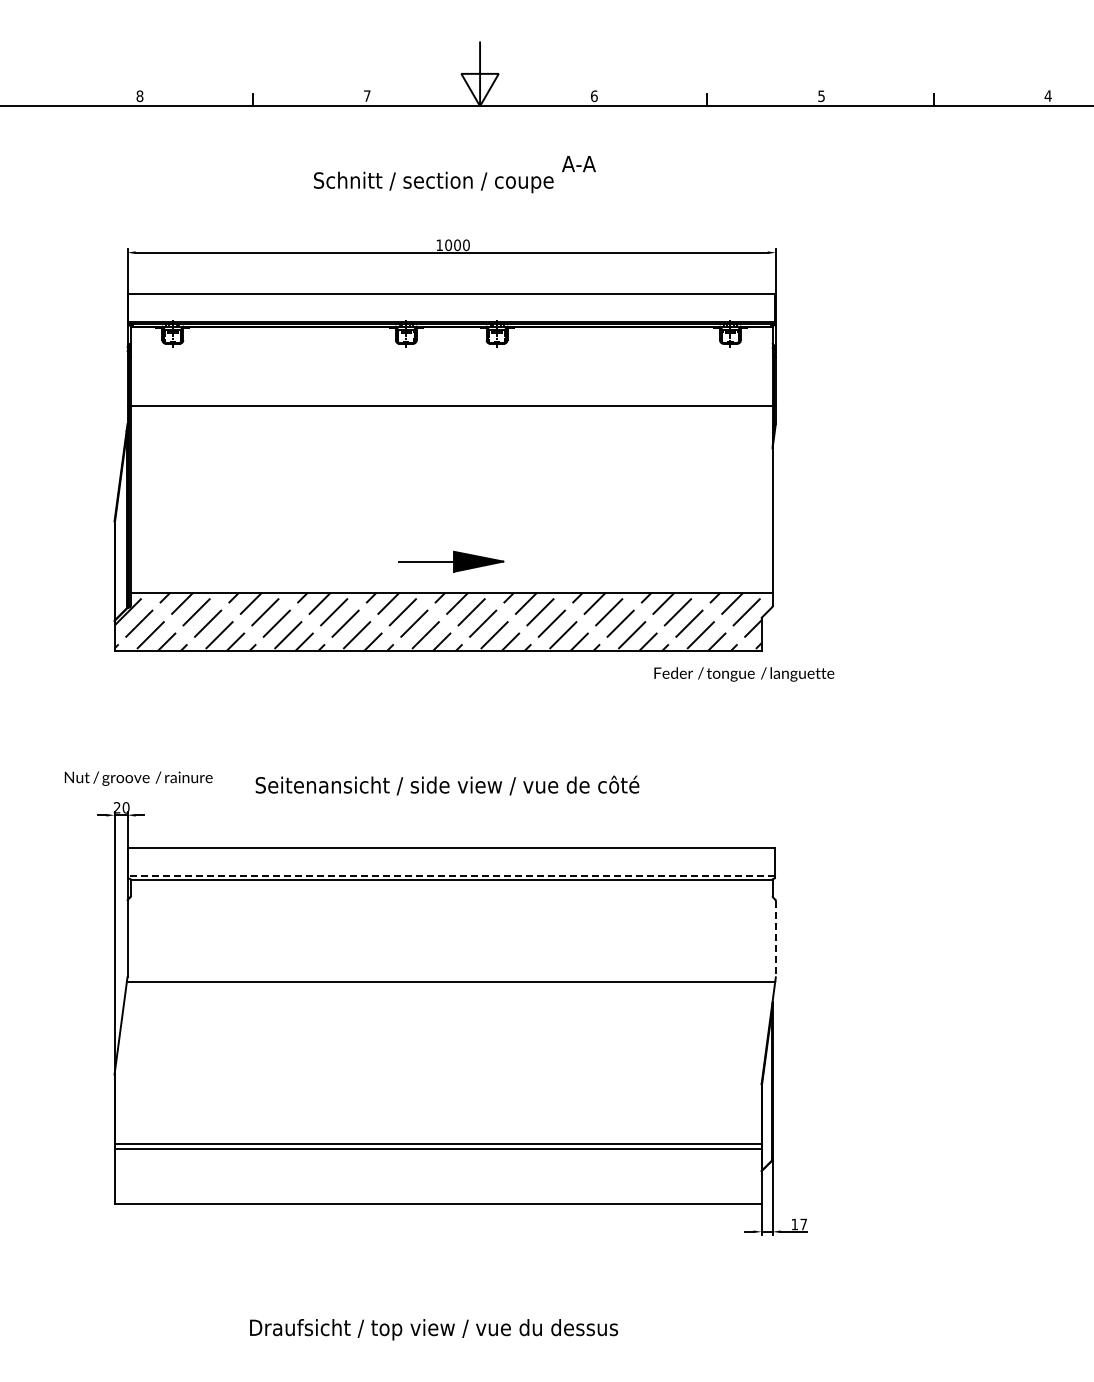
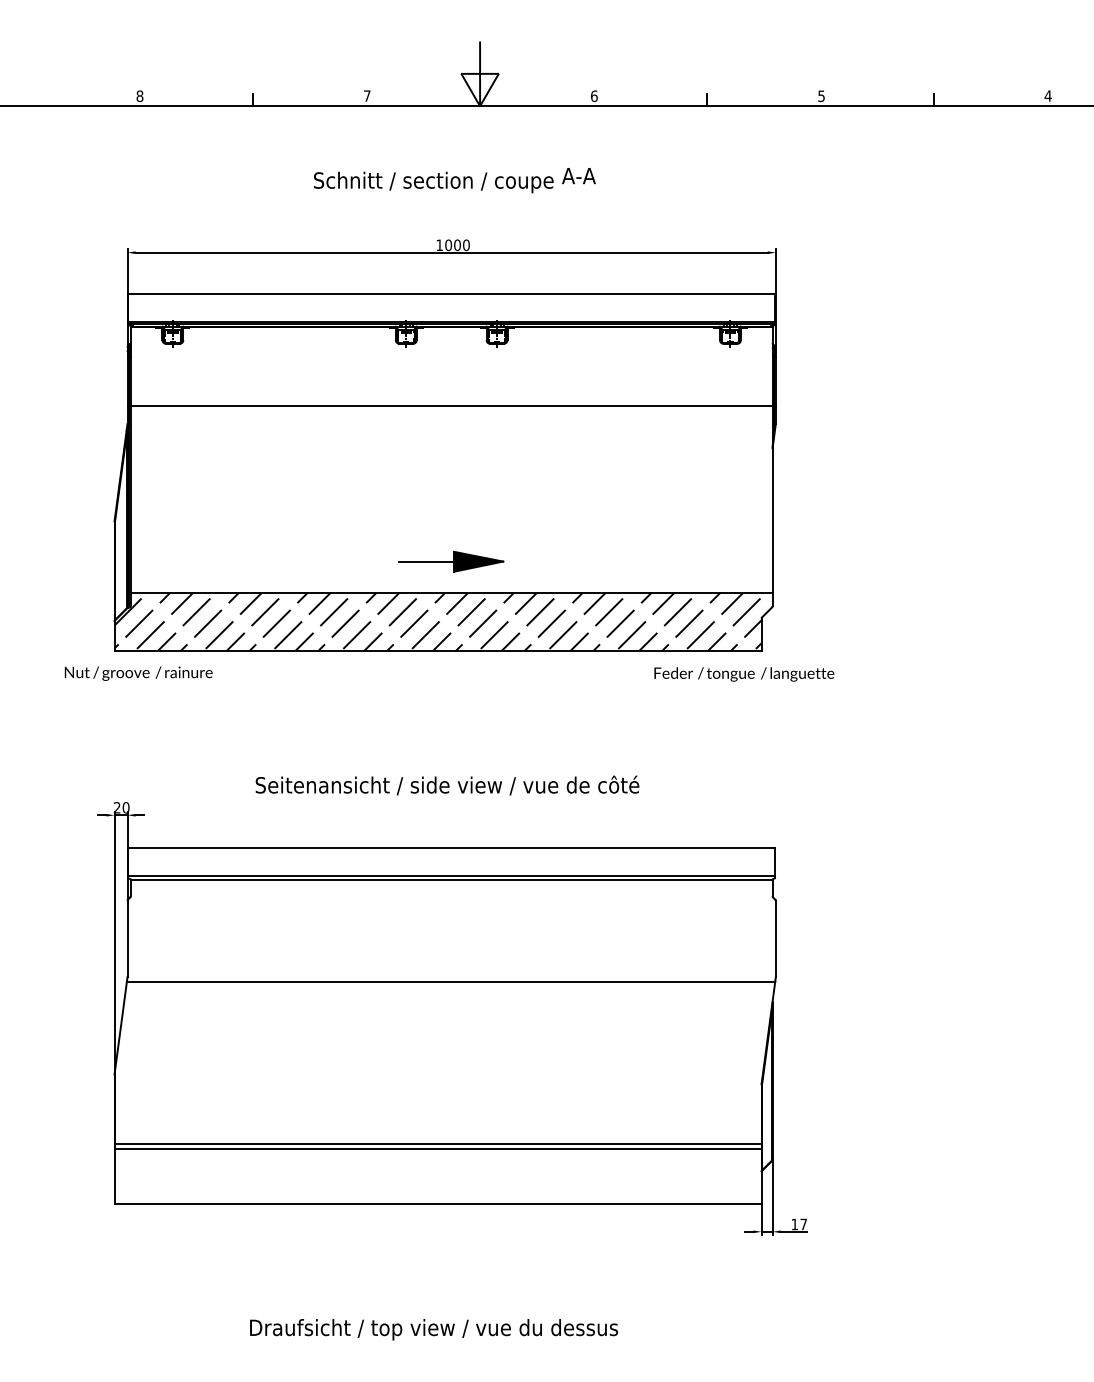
text position: (578, 164) -> (578, 176) (578, 176)
text position: (138, 778) -> (138, 673) (138, 673)
line: dashed -> solid (451, 875)
line: dashed -> solid (775, 939)
